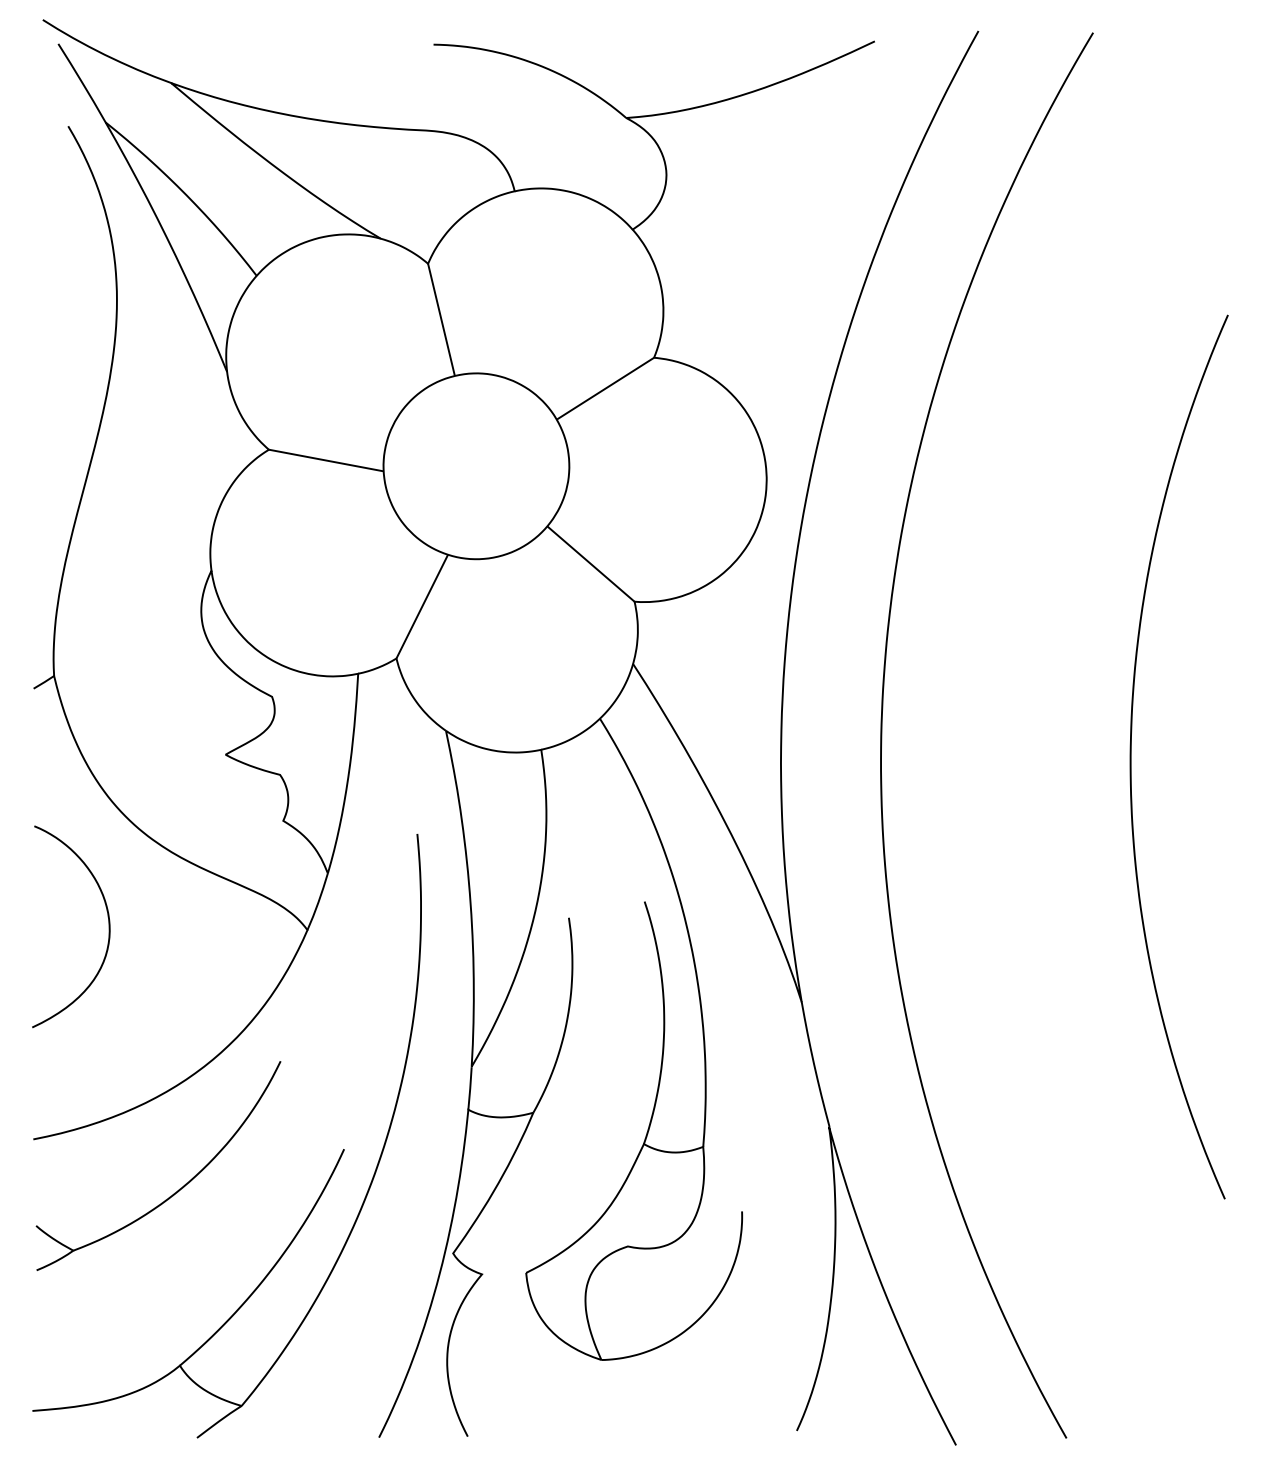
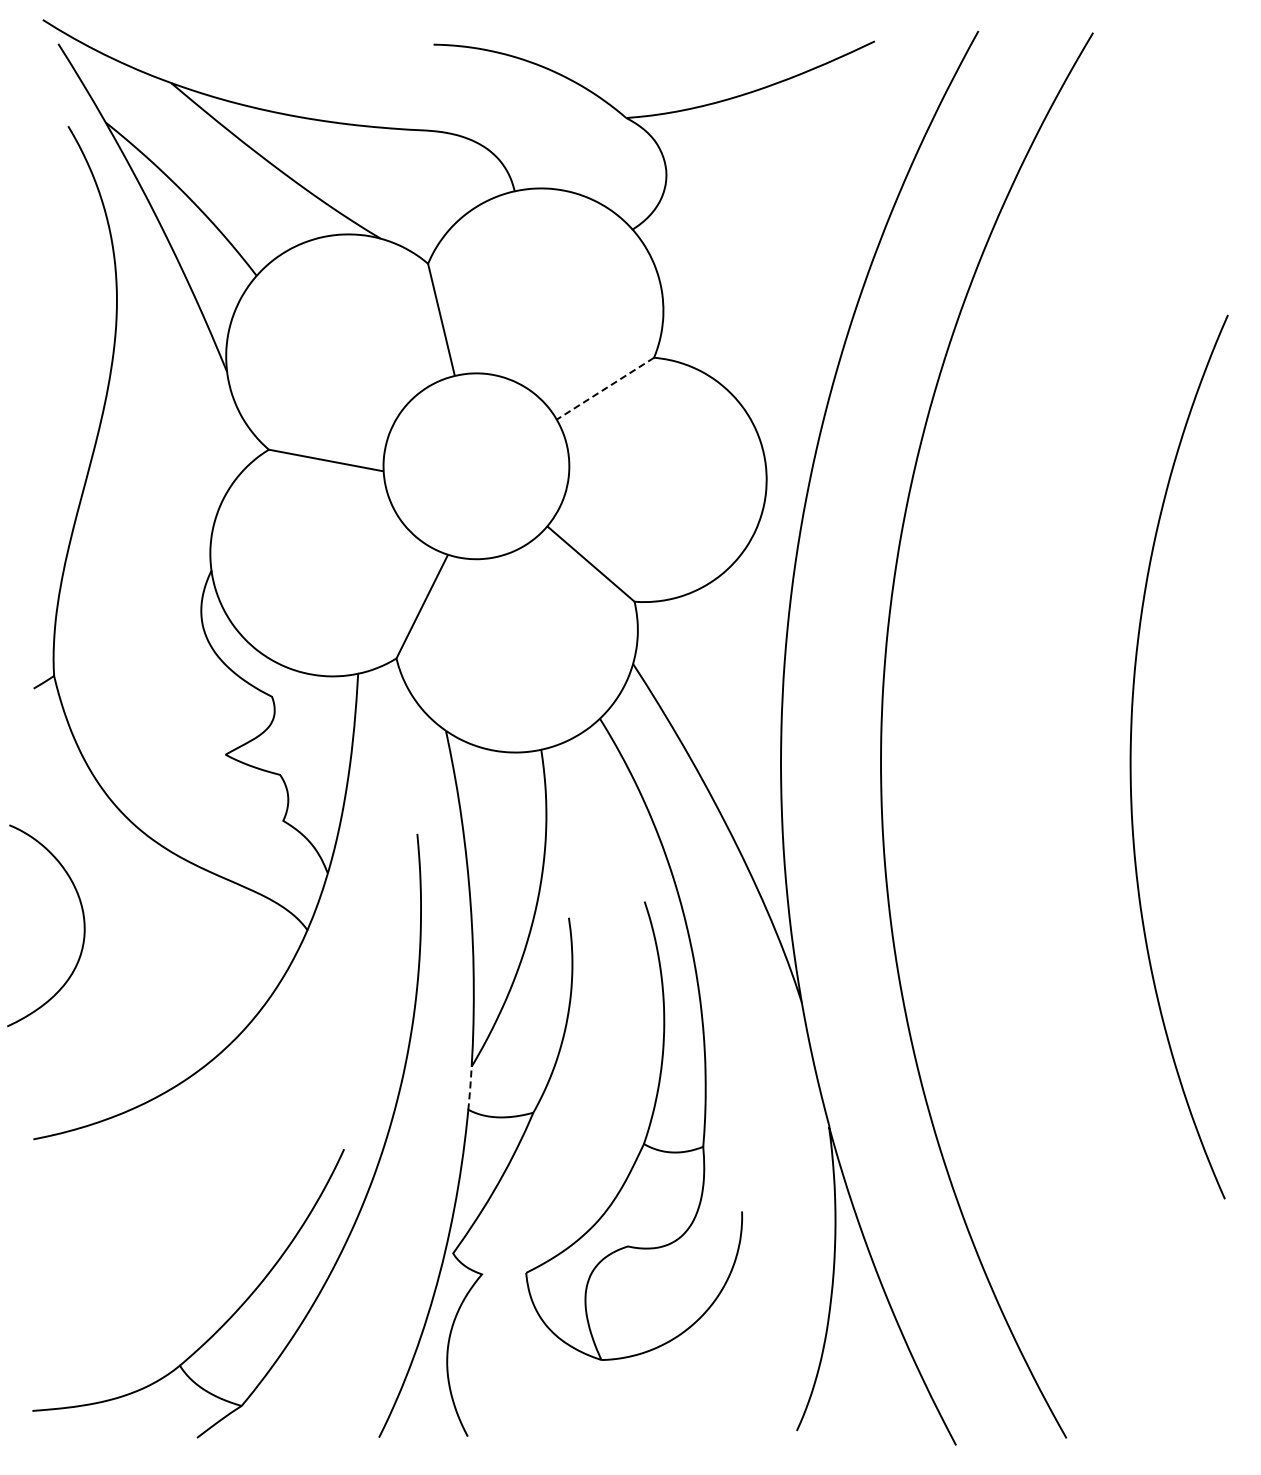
line: solid -> dashed (605, 388)
curve position: (108, 926) -> (83, 925) (83, 925)
line: solid -> dashed (470, 1088)
part: present -> none (179, 1188)
